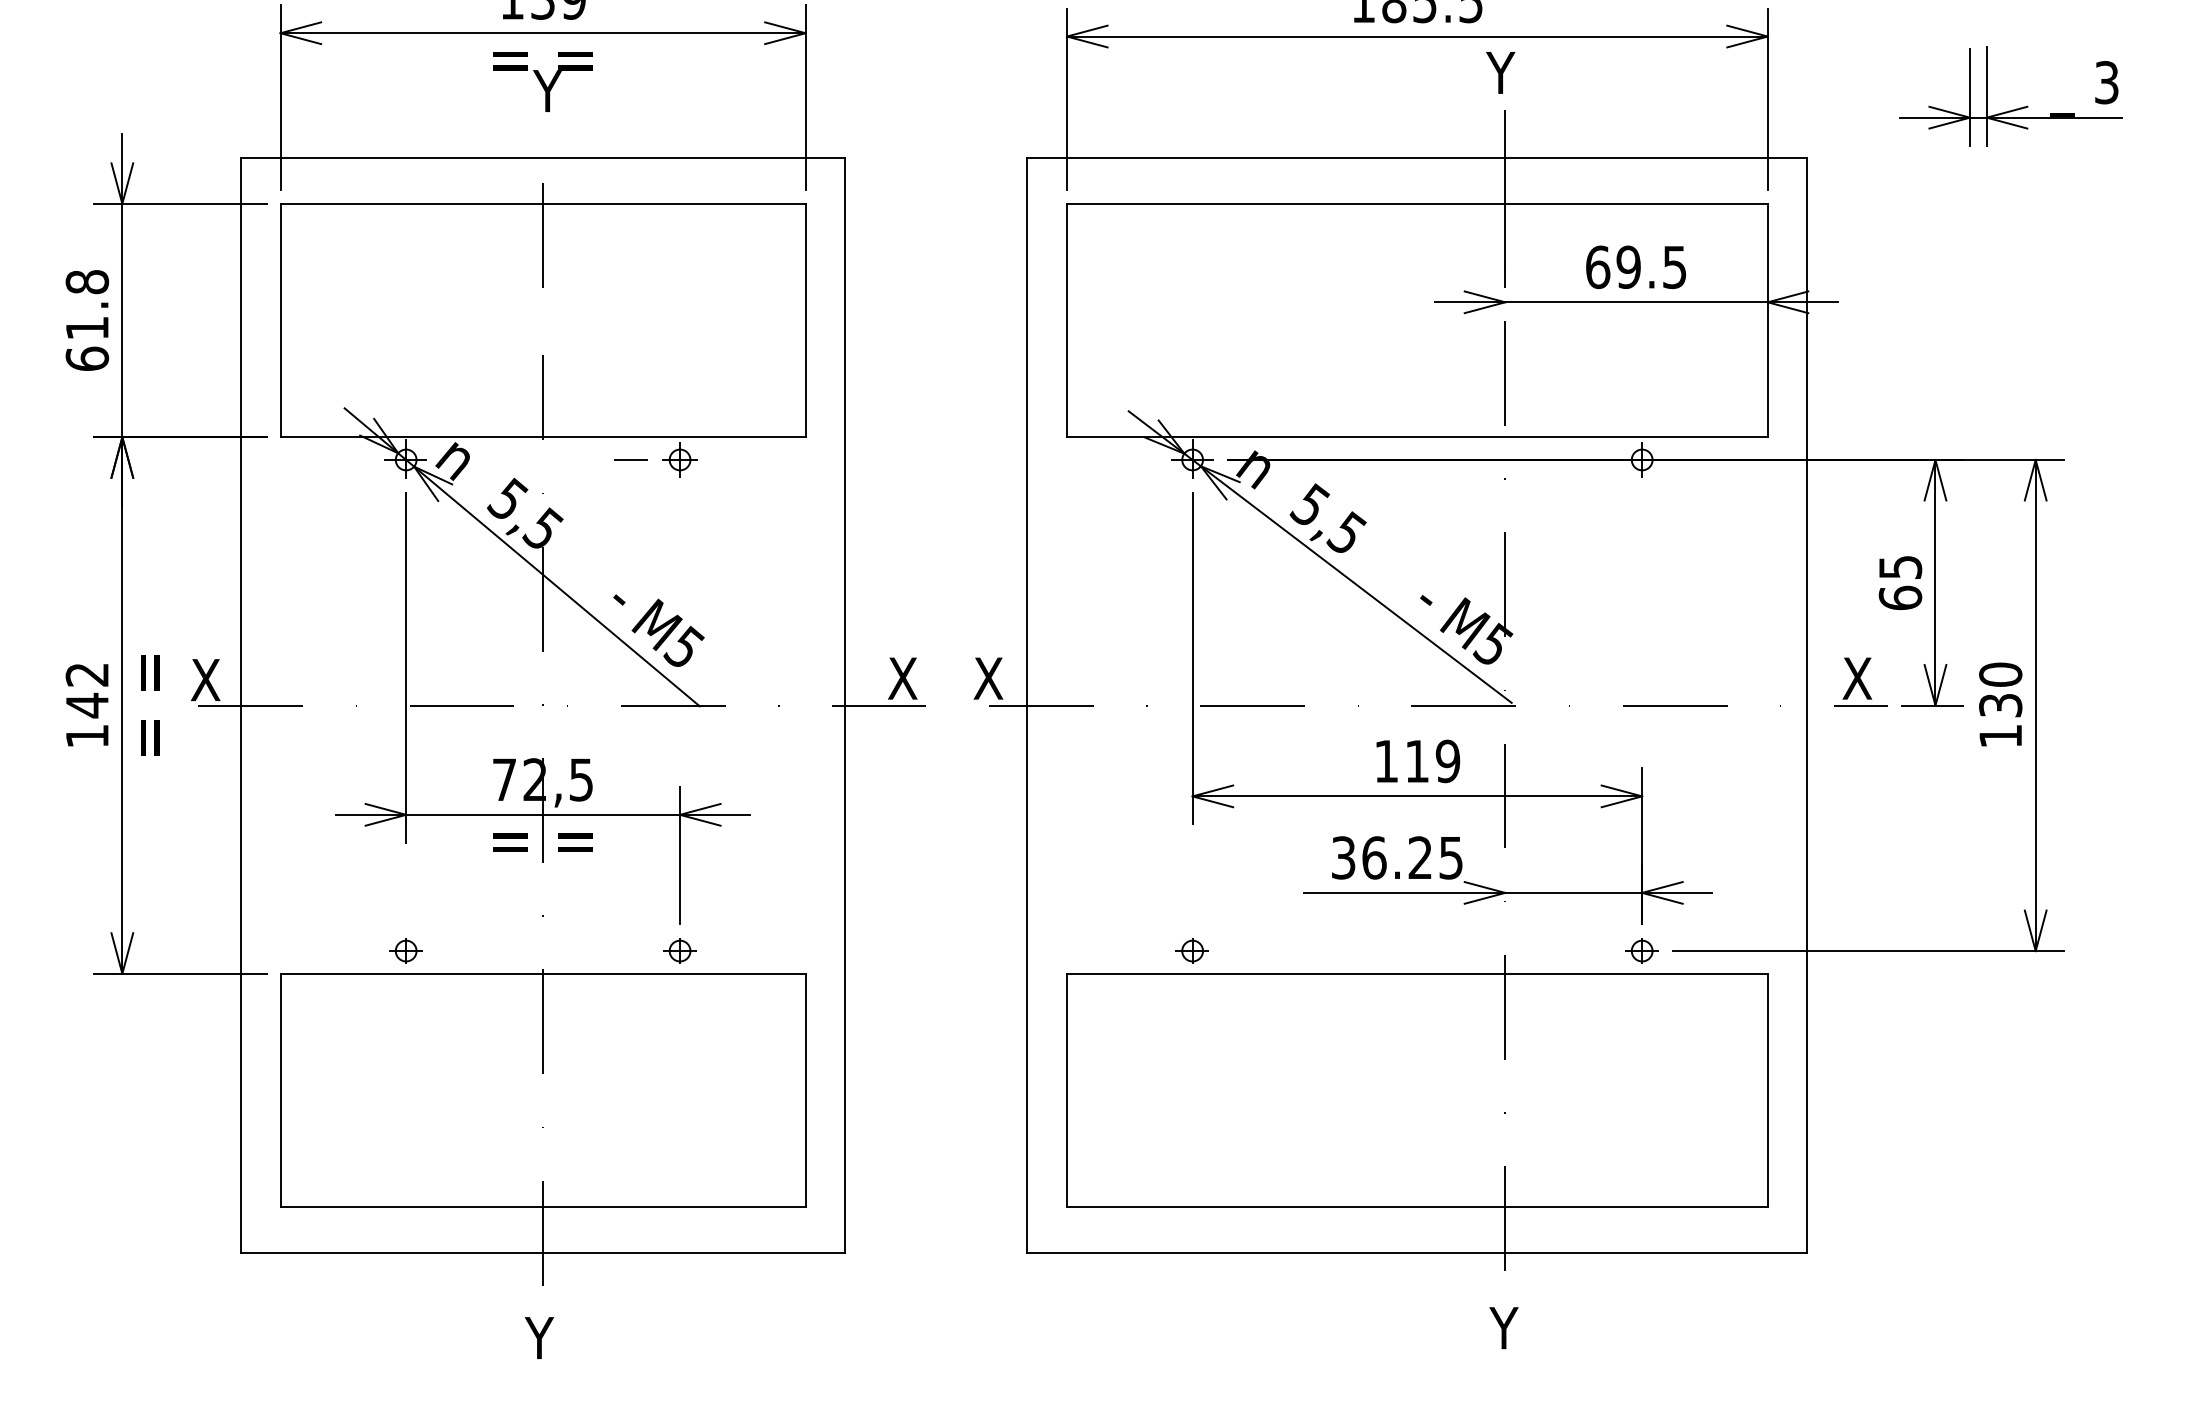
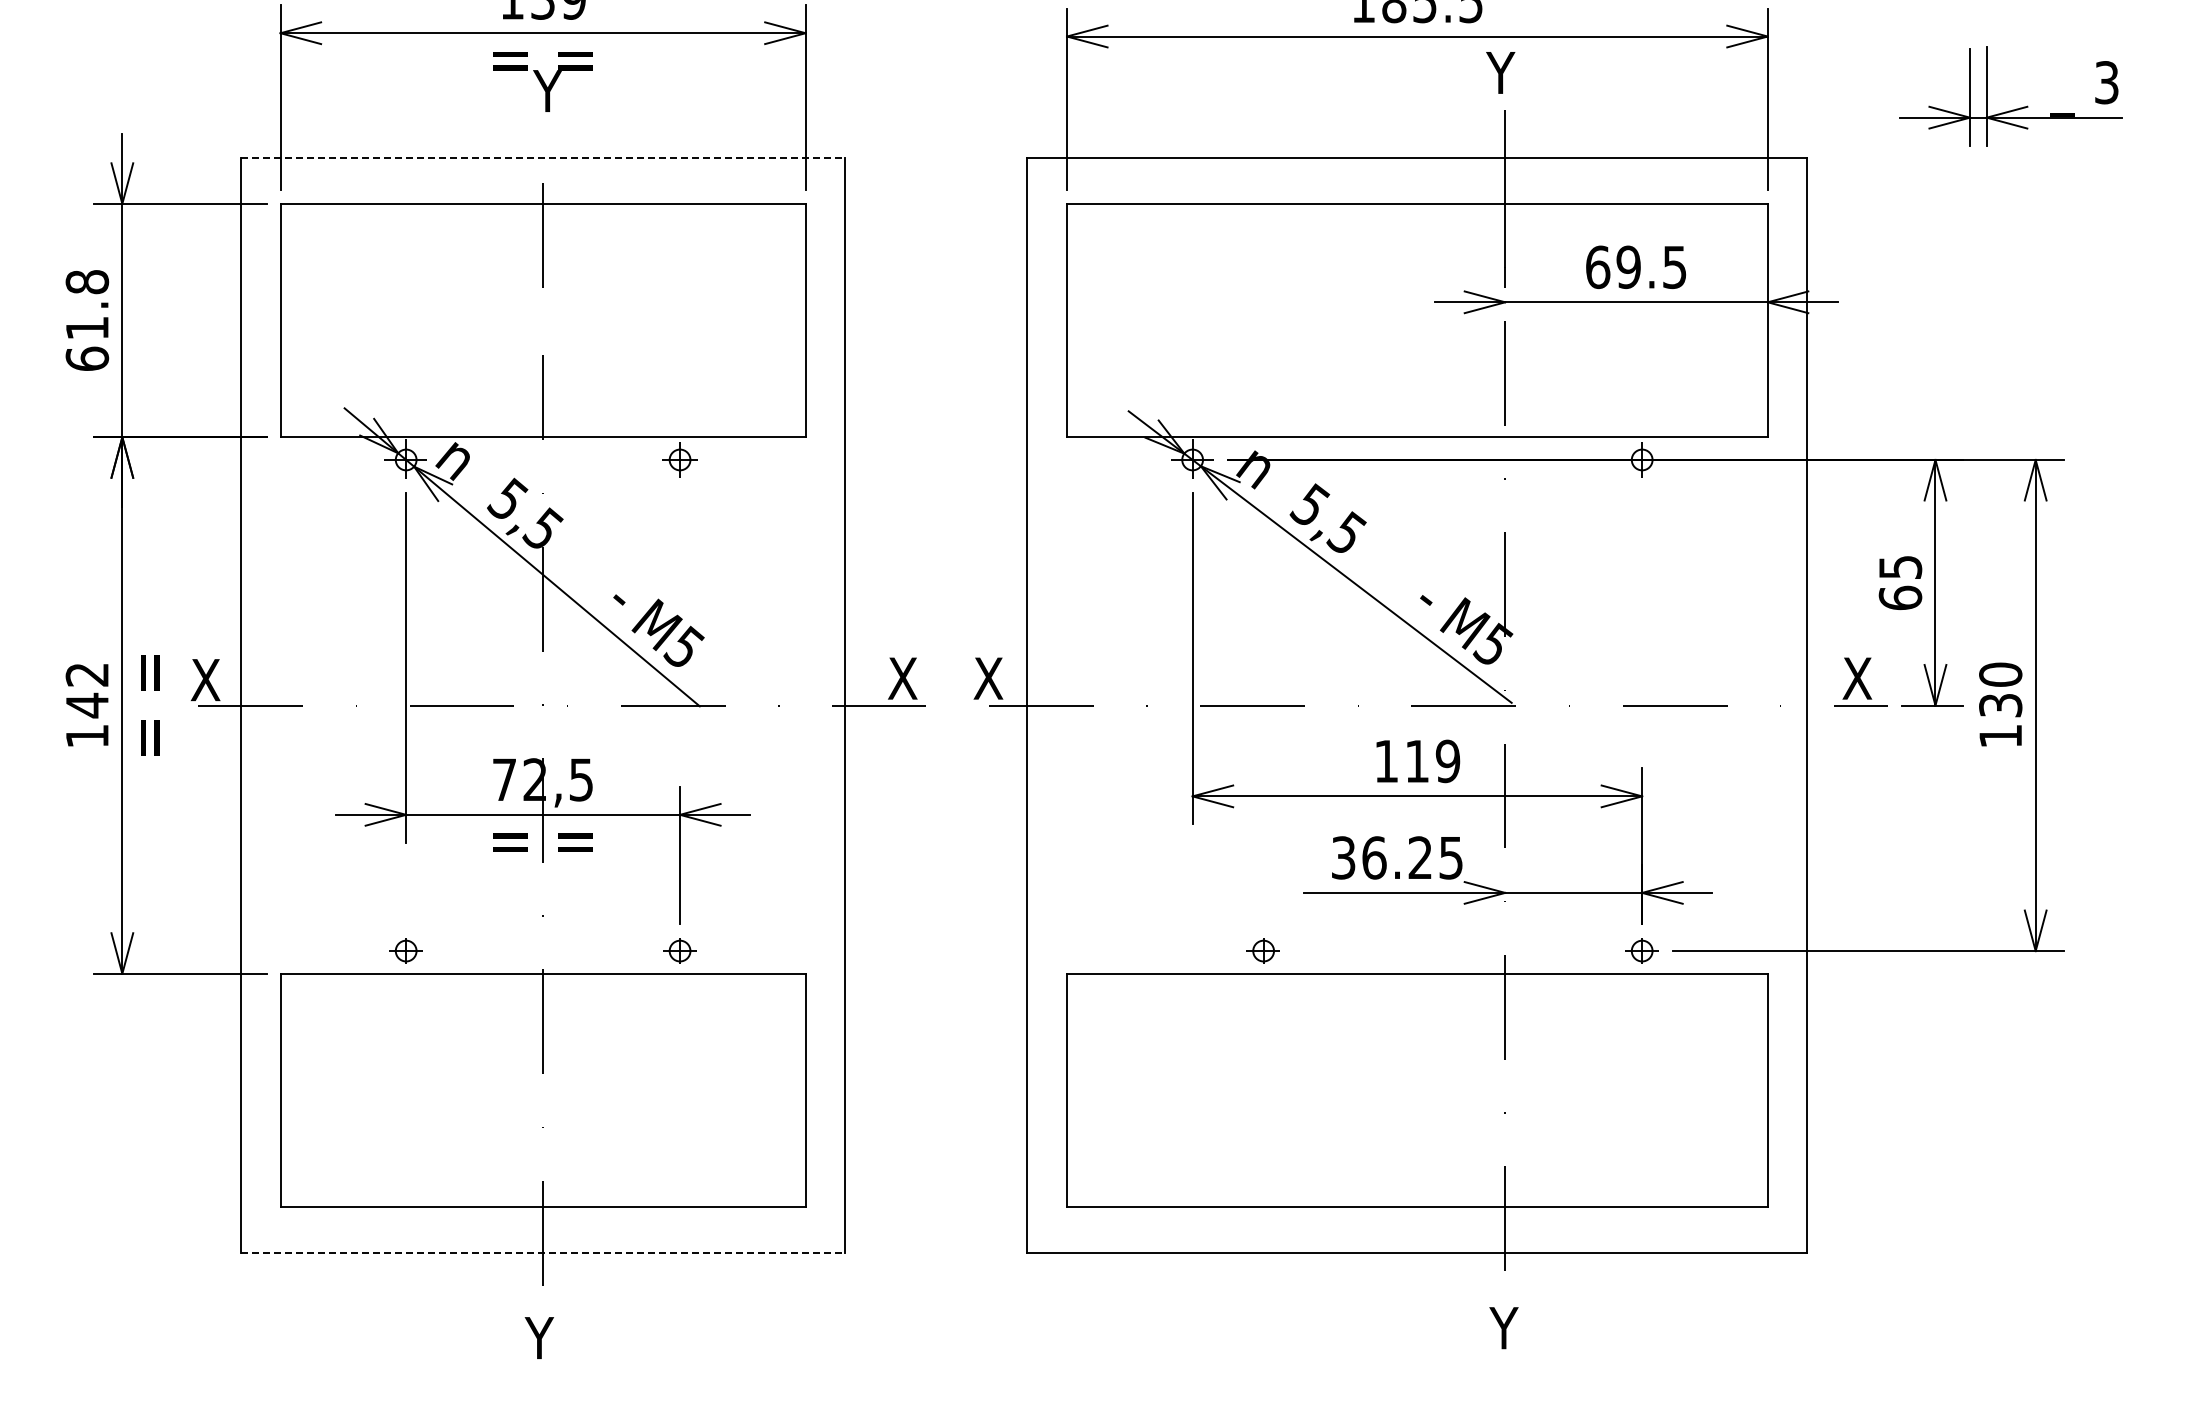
line: solid -> dashed (543, 157)
line: present -> none (630, 459)
part position: (1191, 950) -> (1262, 950) (1262, 950)
line: solid -> dashed (543, 1253)
